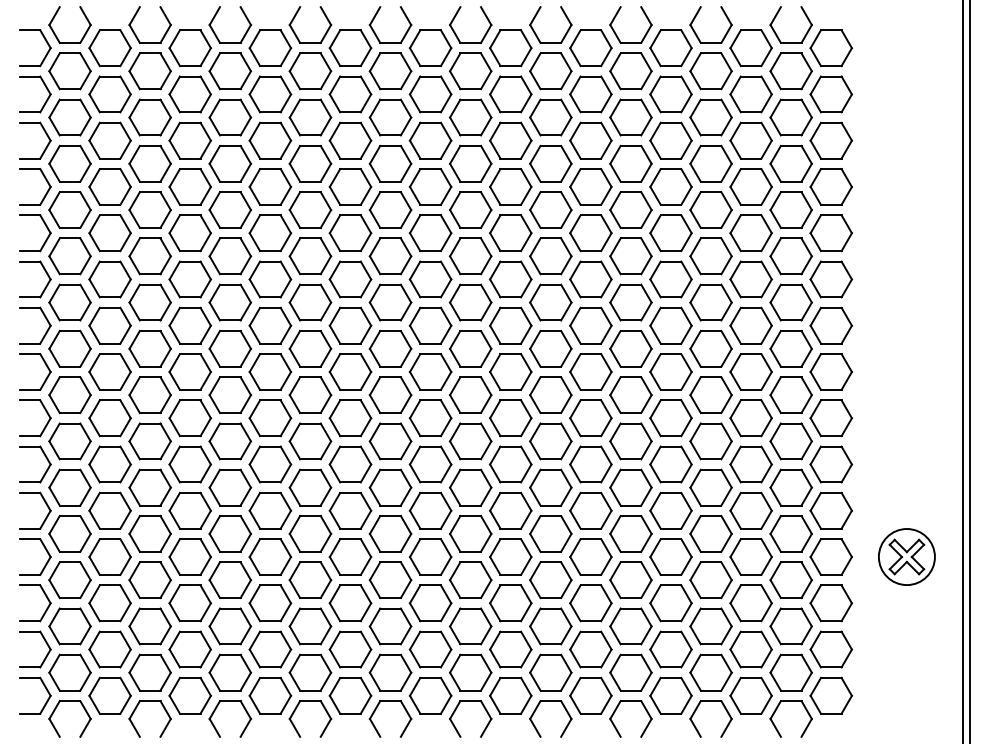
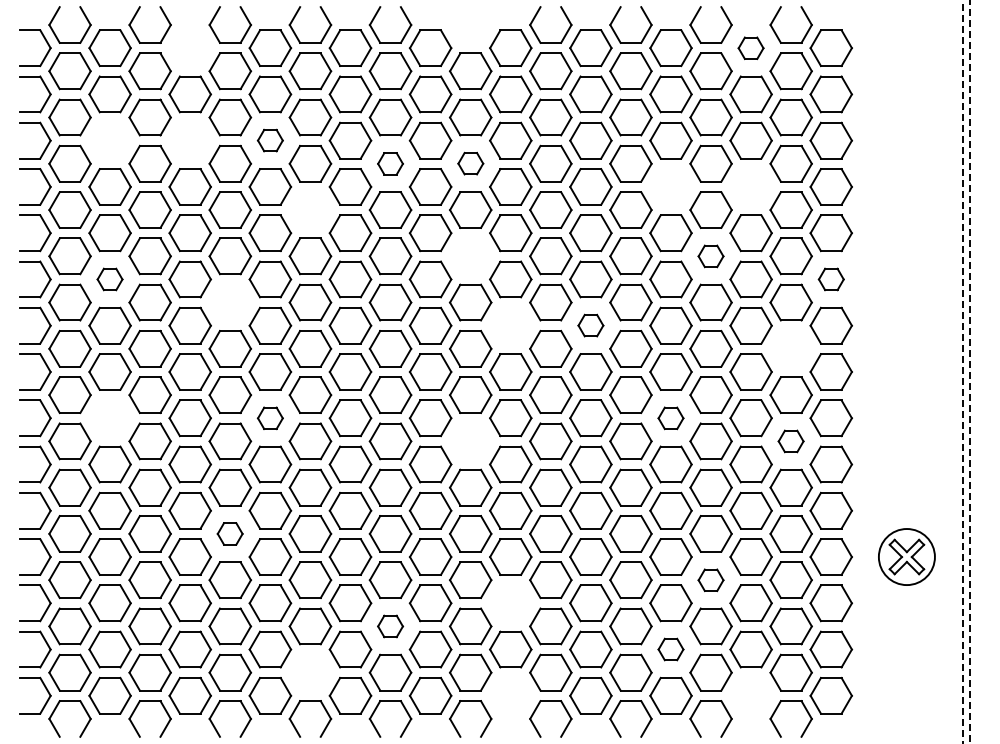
part: present -> none (456, 16)
part: present -> none (189, 48)
part size: 44x39 px -> 28x25 px (750, 48)
part: present -> none (109, 140)
part: present -> none (189, 140)
part size: 45x39 px -> 28x25 px (269, 140)
part size: 45x38 px -> 27x24 px (390, 163)
part size: 44x39 px -> 28x25 px (470, 163)
part: present -> none (670, 186)
part: present -> none (750, 186)
part: present -> none (310, 209)
part: present -> none (470, 256)
part size: 44x39 px -> 28x25 px (710, 256)
part size: 44x39 px -> 28x25 px (109, 279)
part size: 45x39 px -> 28x25 px (830, 279)
part: present -> none (230, 302)
part: present -> none (510, 325)
part size: 44x39 px -> 28x25 px (590, 325)
part: present -> none (790, 348)
line: solid -> dashed (962, 372)
line: solid -> dashed (970, 372)
part: present -> none (109, 418)
part size: 45x39 px -> 28x25 px (269, 418)
part size: 44x39 px -> 28x25 px (670, 418)
part: present -> none (470, 441)
part size: 44x39 px -> 28x25 px (790, 441)
part size: 44x38 px -> 28x24 px (229, 533)
part size: 44x39 px -> 28x25 px (710, 580)
part: present -> none (510, 603)
part size: 45x39 px -> 28x25 px (390, 626)
part size: 44x39 px -> 28x25 px (670, 649)
part: present -> none (310, 672)
part: present -> none (510, 695)
part: present -> none (750, 695)
